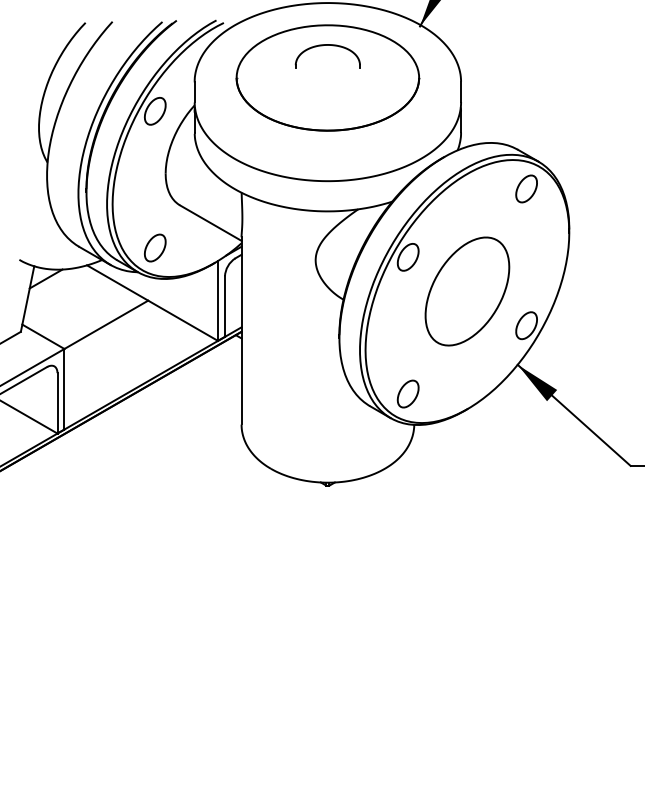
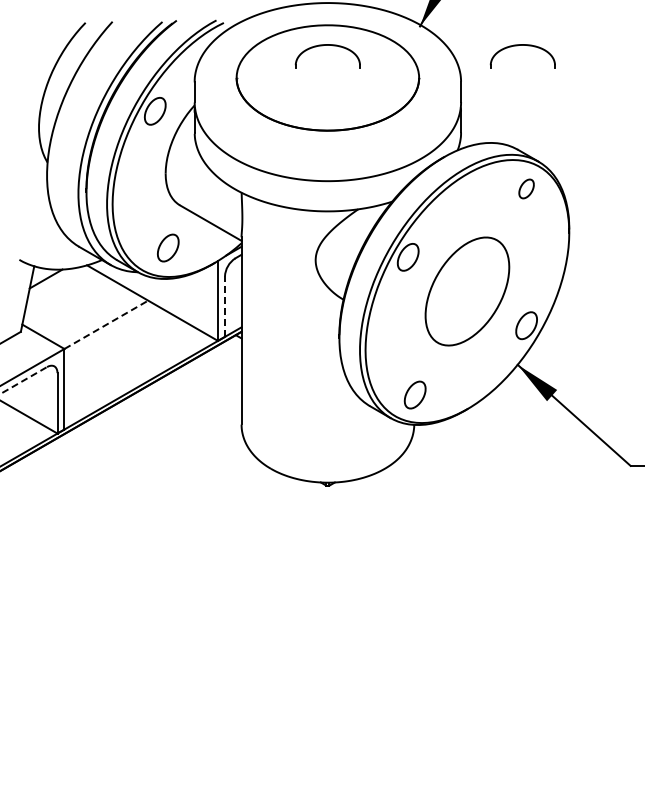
part: none -> present (522, 45)
part size: 23x30 px -> 17x22 px (526, 188)
part position: (155, 247) -> (168, 247) (168, 247)
line: solid -> dashed (224, 306)
line: solid -> dashed (106, 324)
line: solid -> dashed (23, 380)
part position: (407, 393) -> (414, 394) (414, 394)
